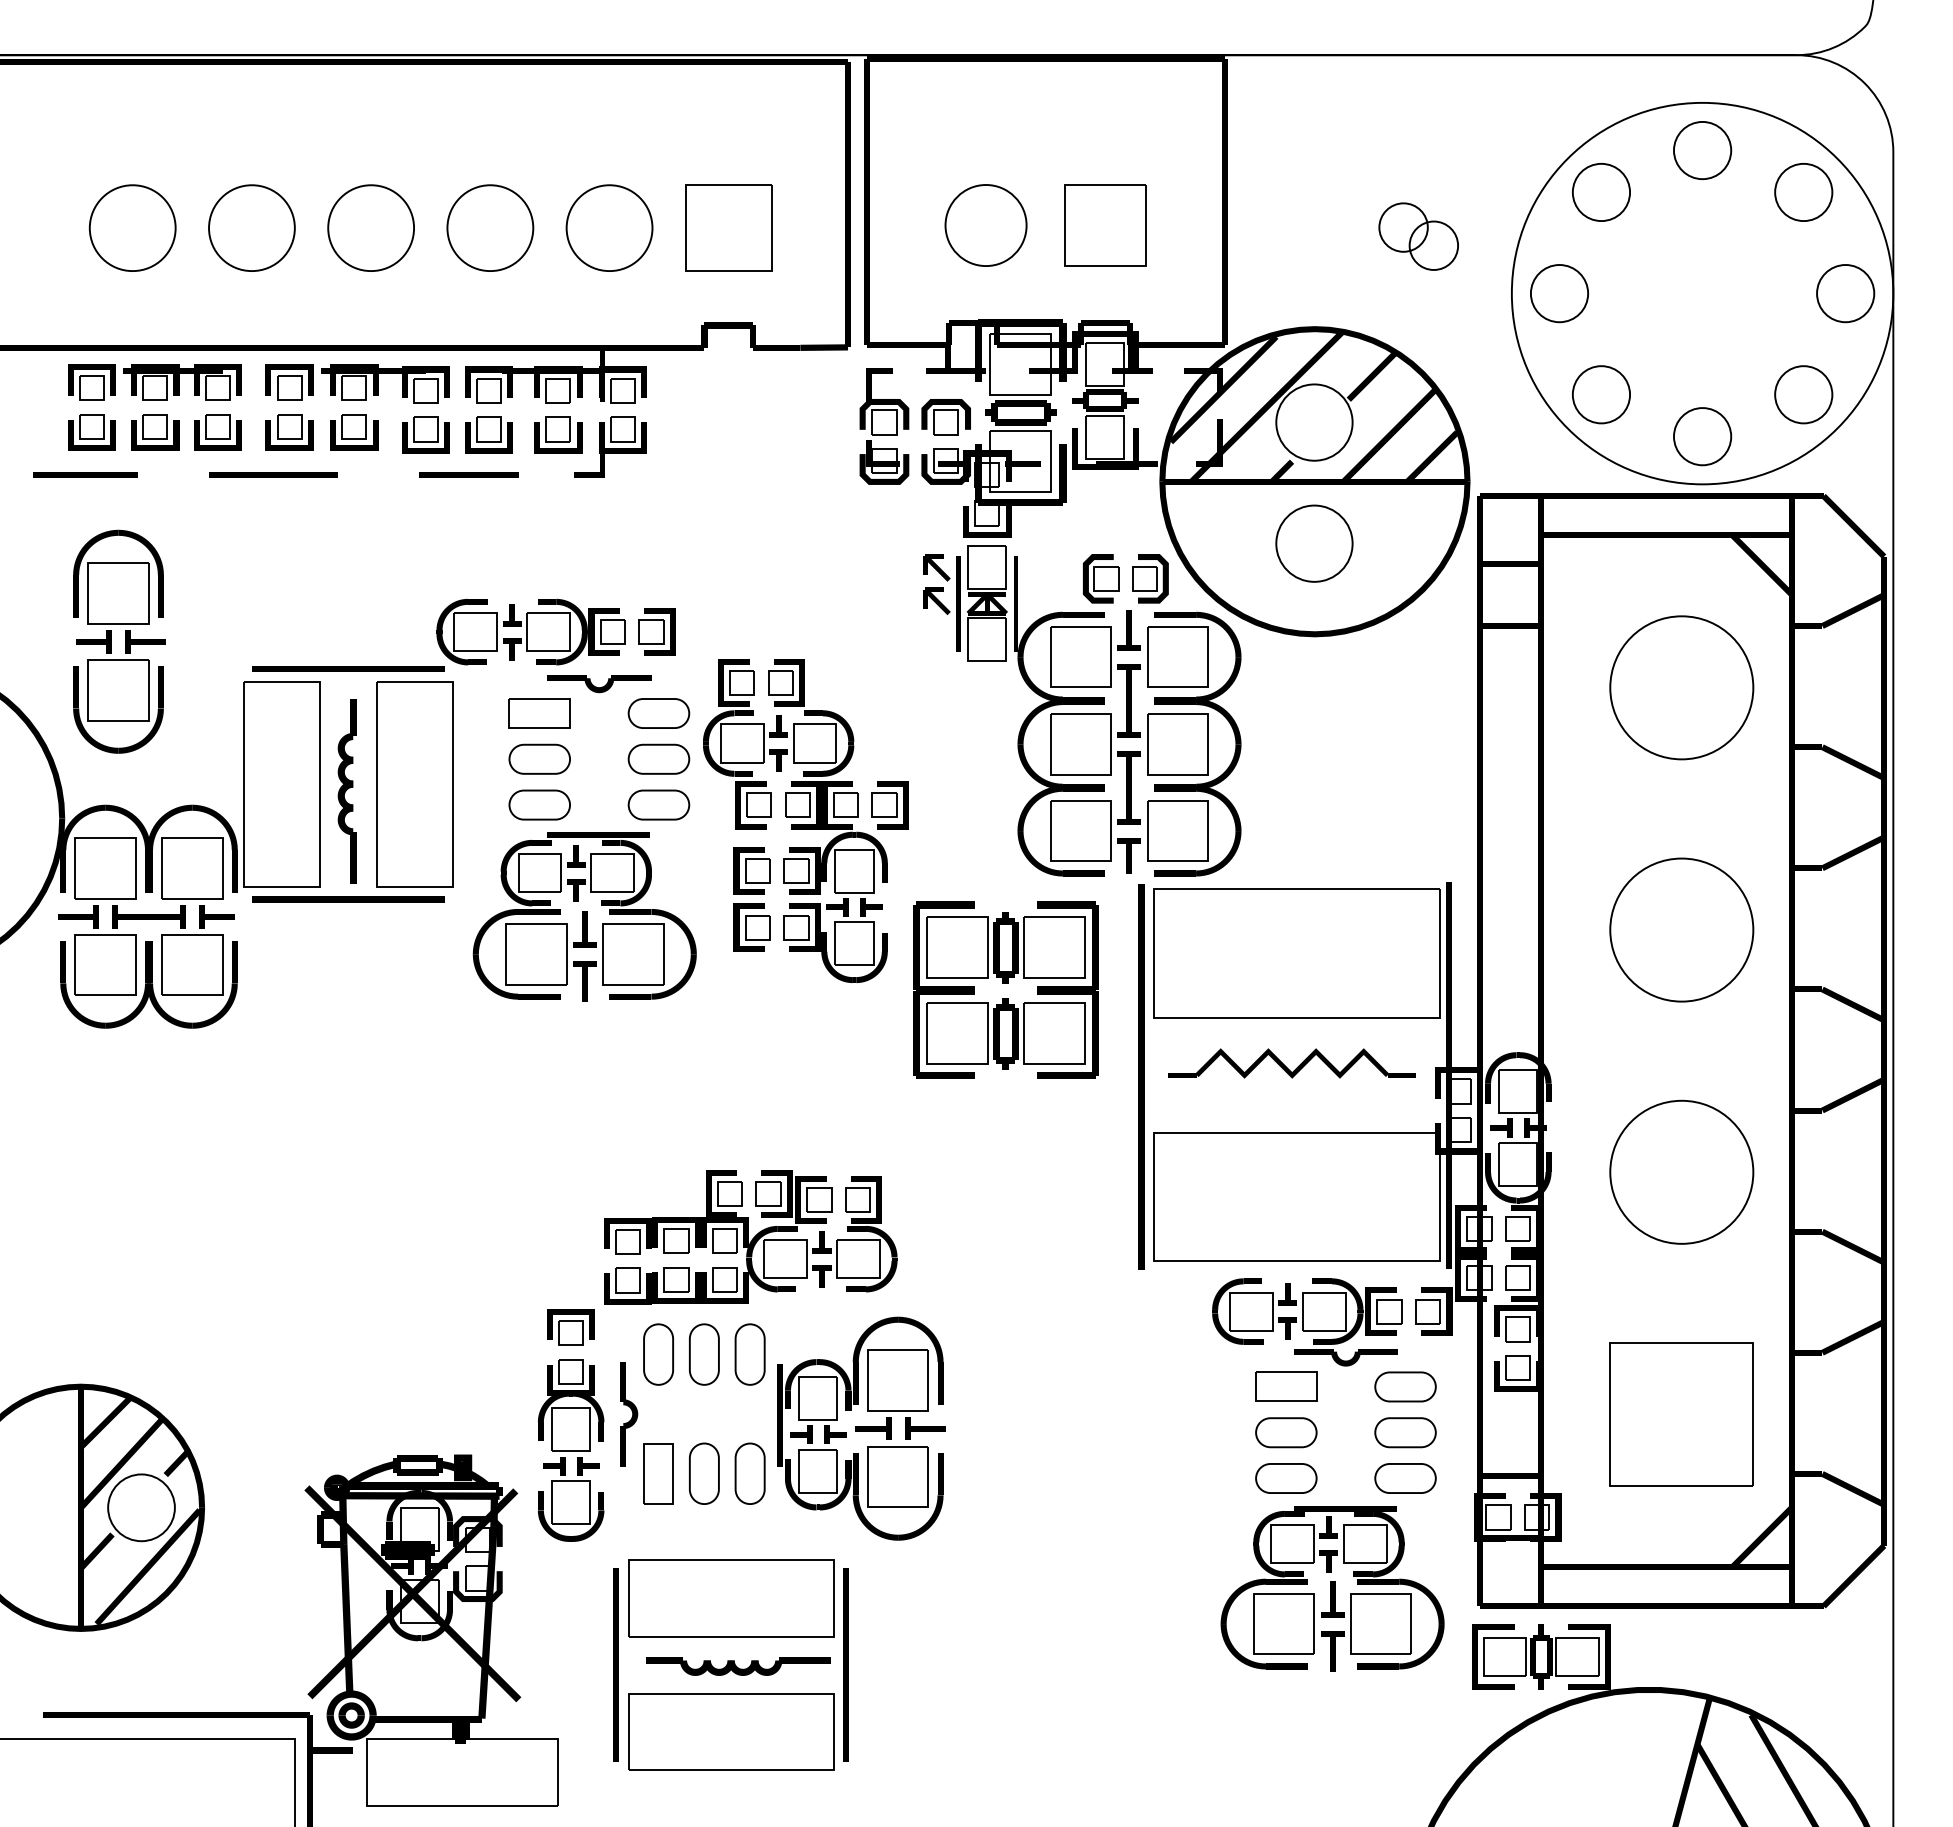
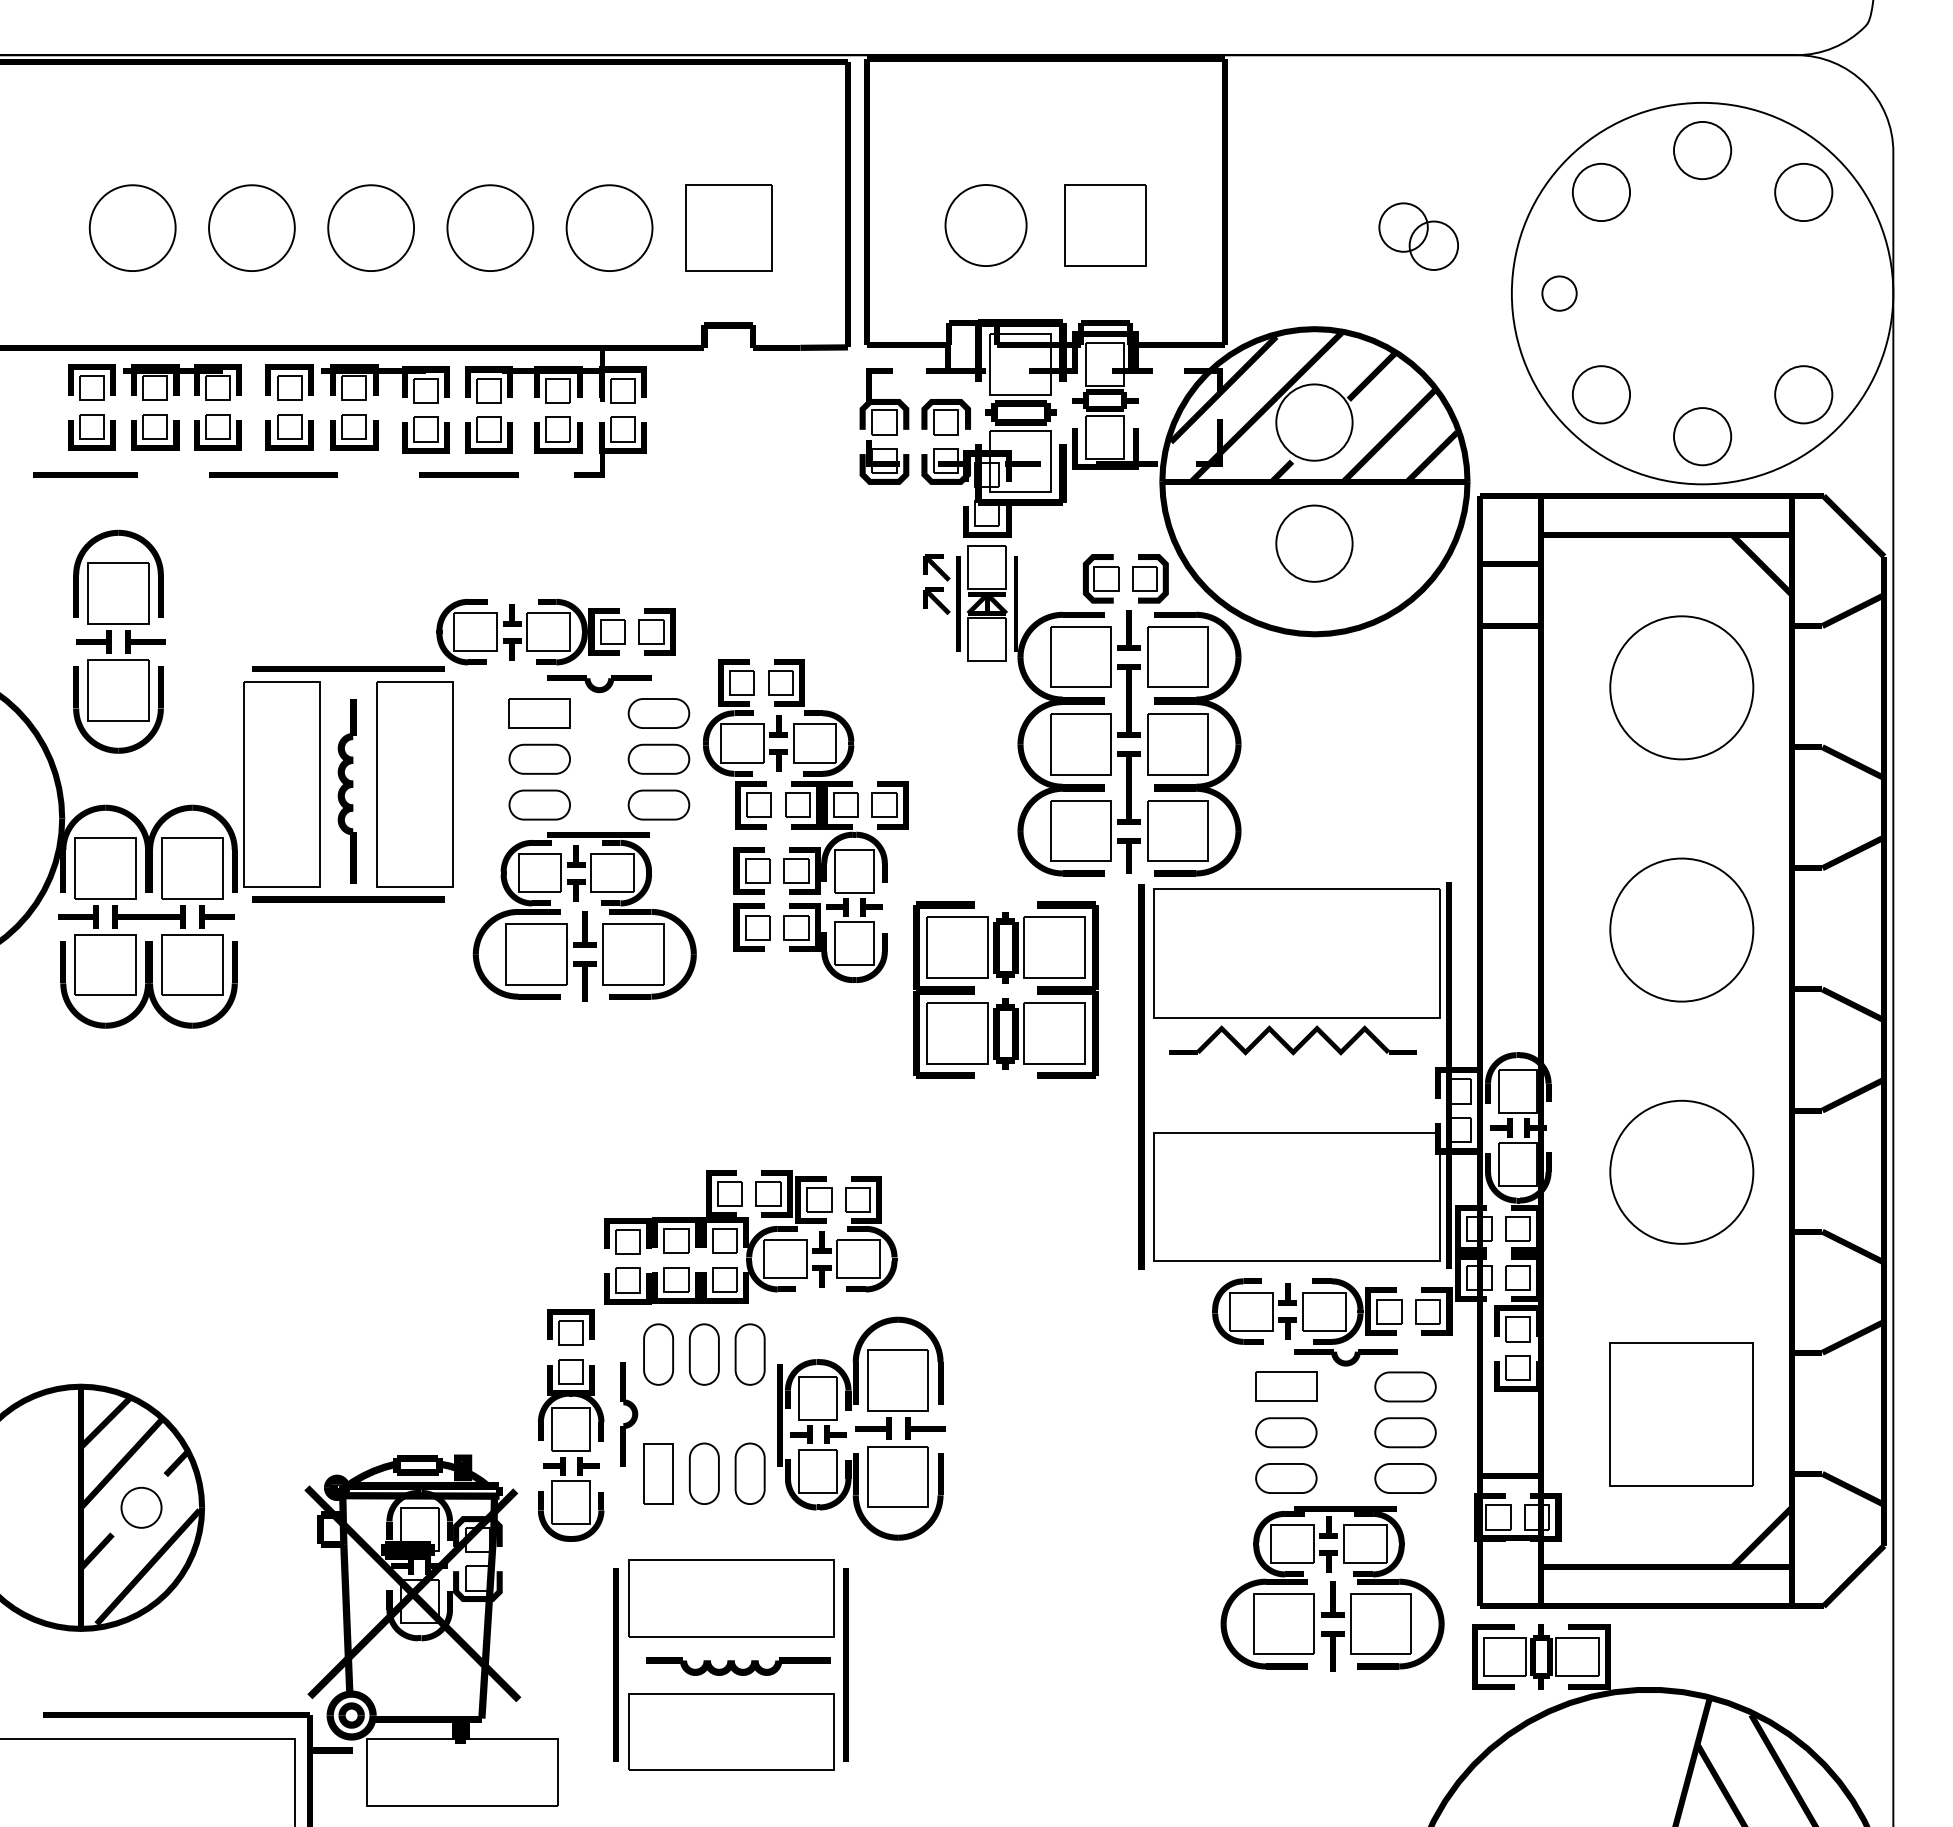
circle diameter: 57 px -> 34 px (1559, 293)
circle: present -> none (1845, 293)
part position: (1291, 1063) -> (1292, 1040) (1292, 1040)
circle diameter: 67 px -> 40 px (141, 1507)
